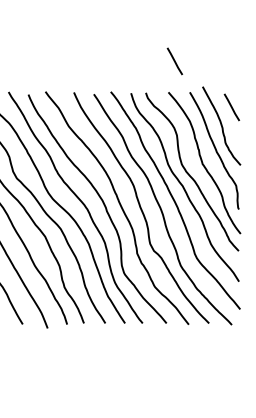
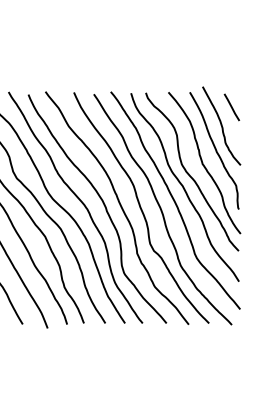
line: present -> none (174, 61)
